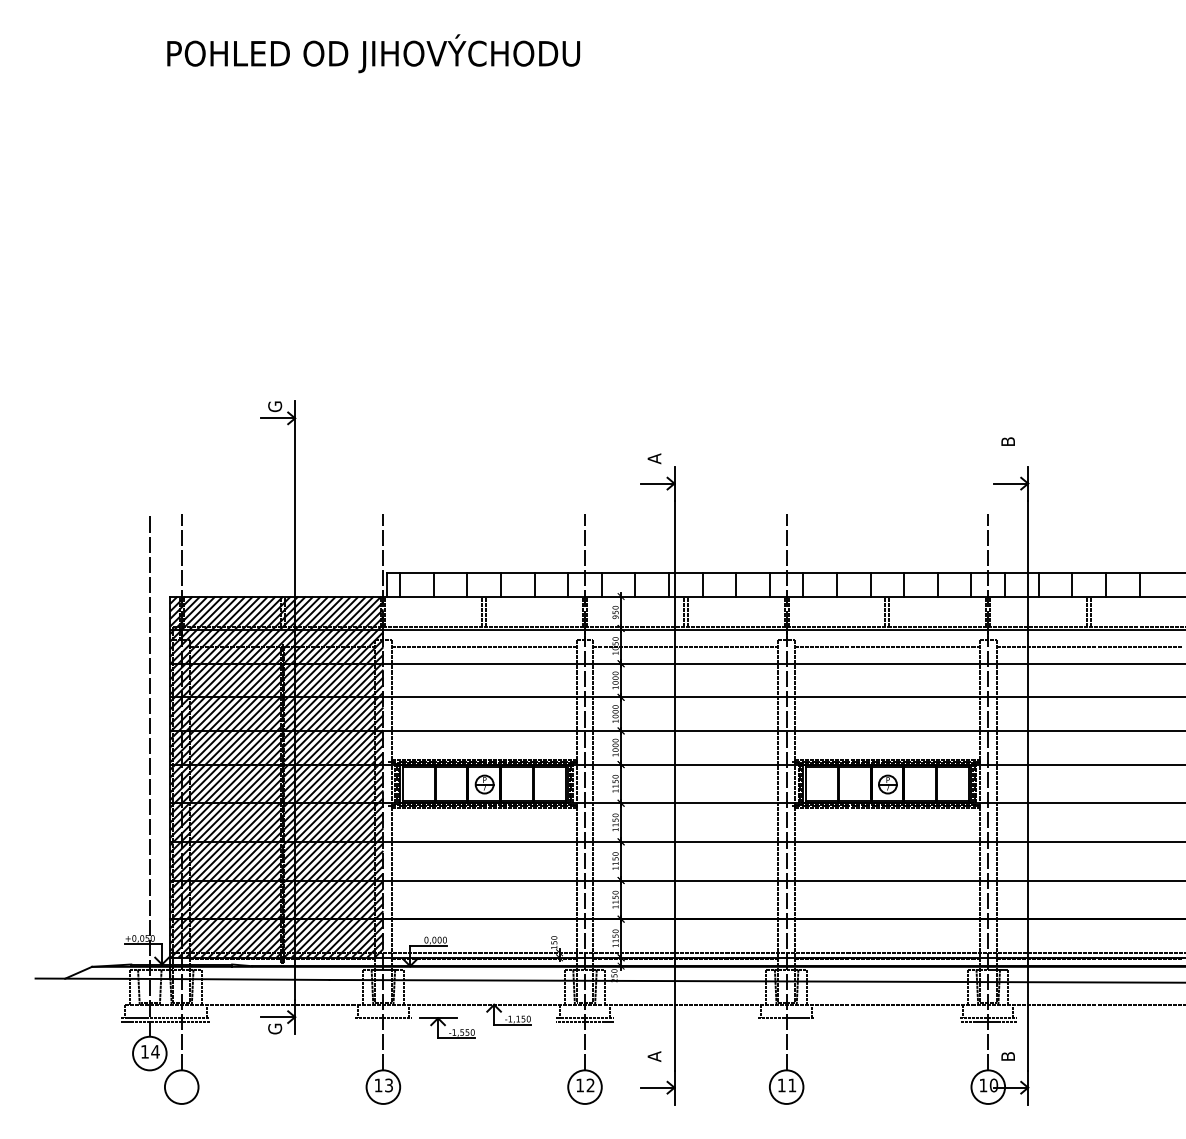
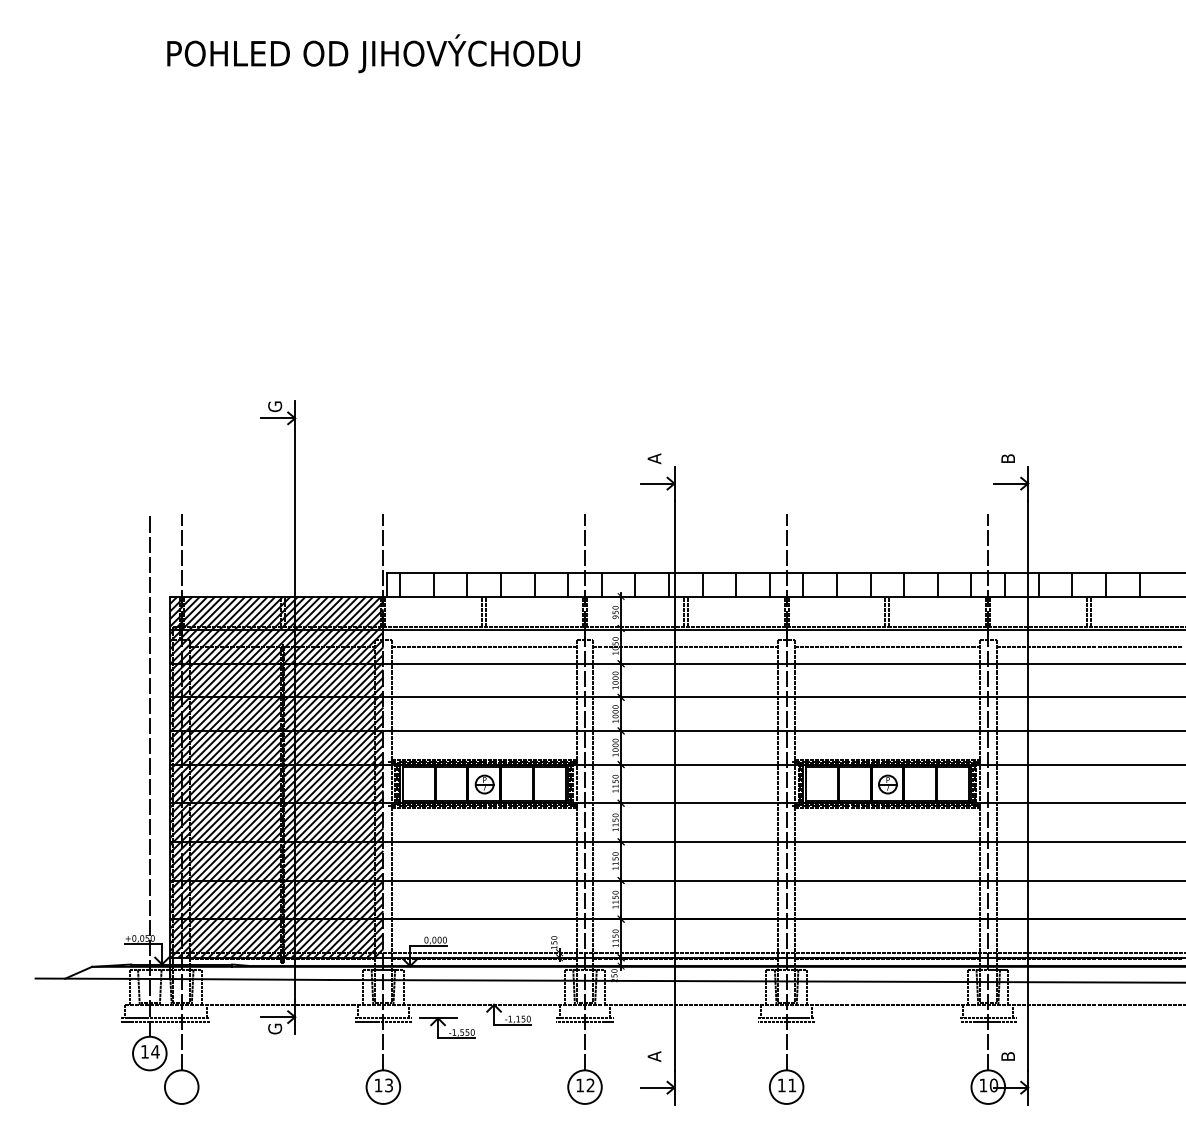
text position: (1007, 441) -> (1007, 458) (1007, 458)
line: none -> present (382, 1021)
line: none -> present (786, 1021)
